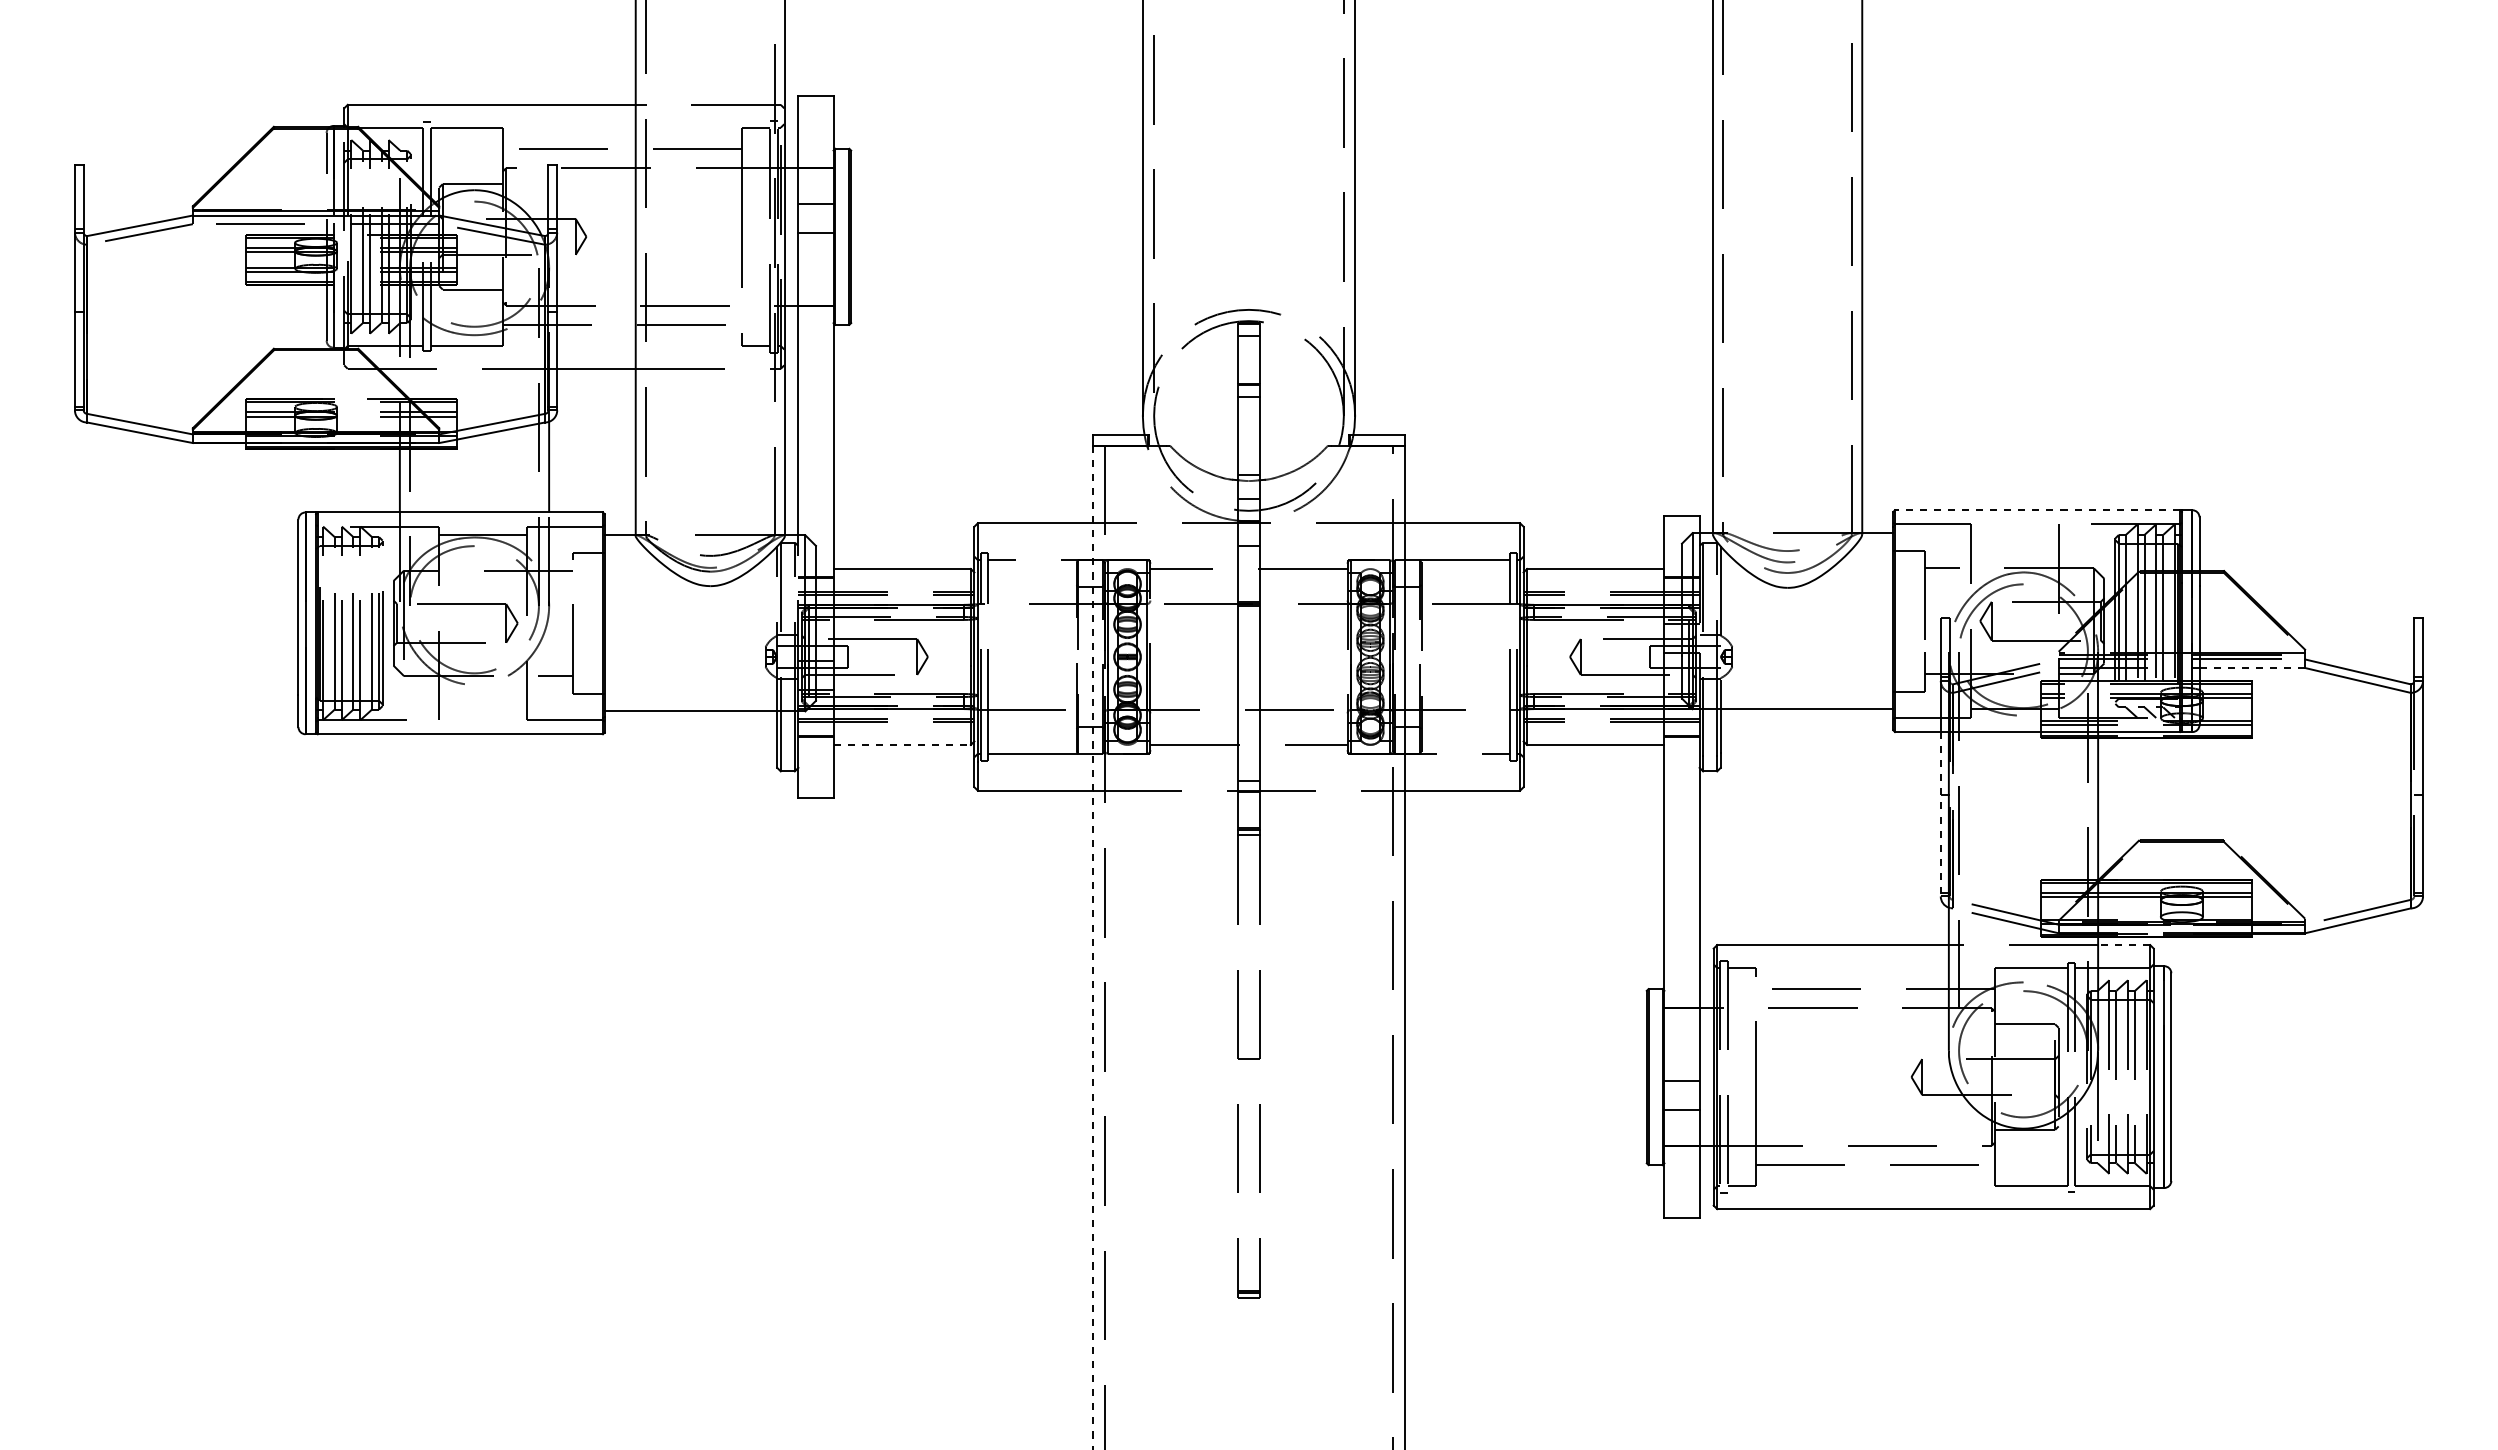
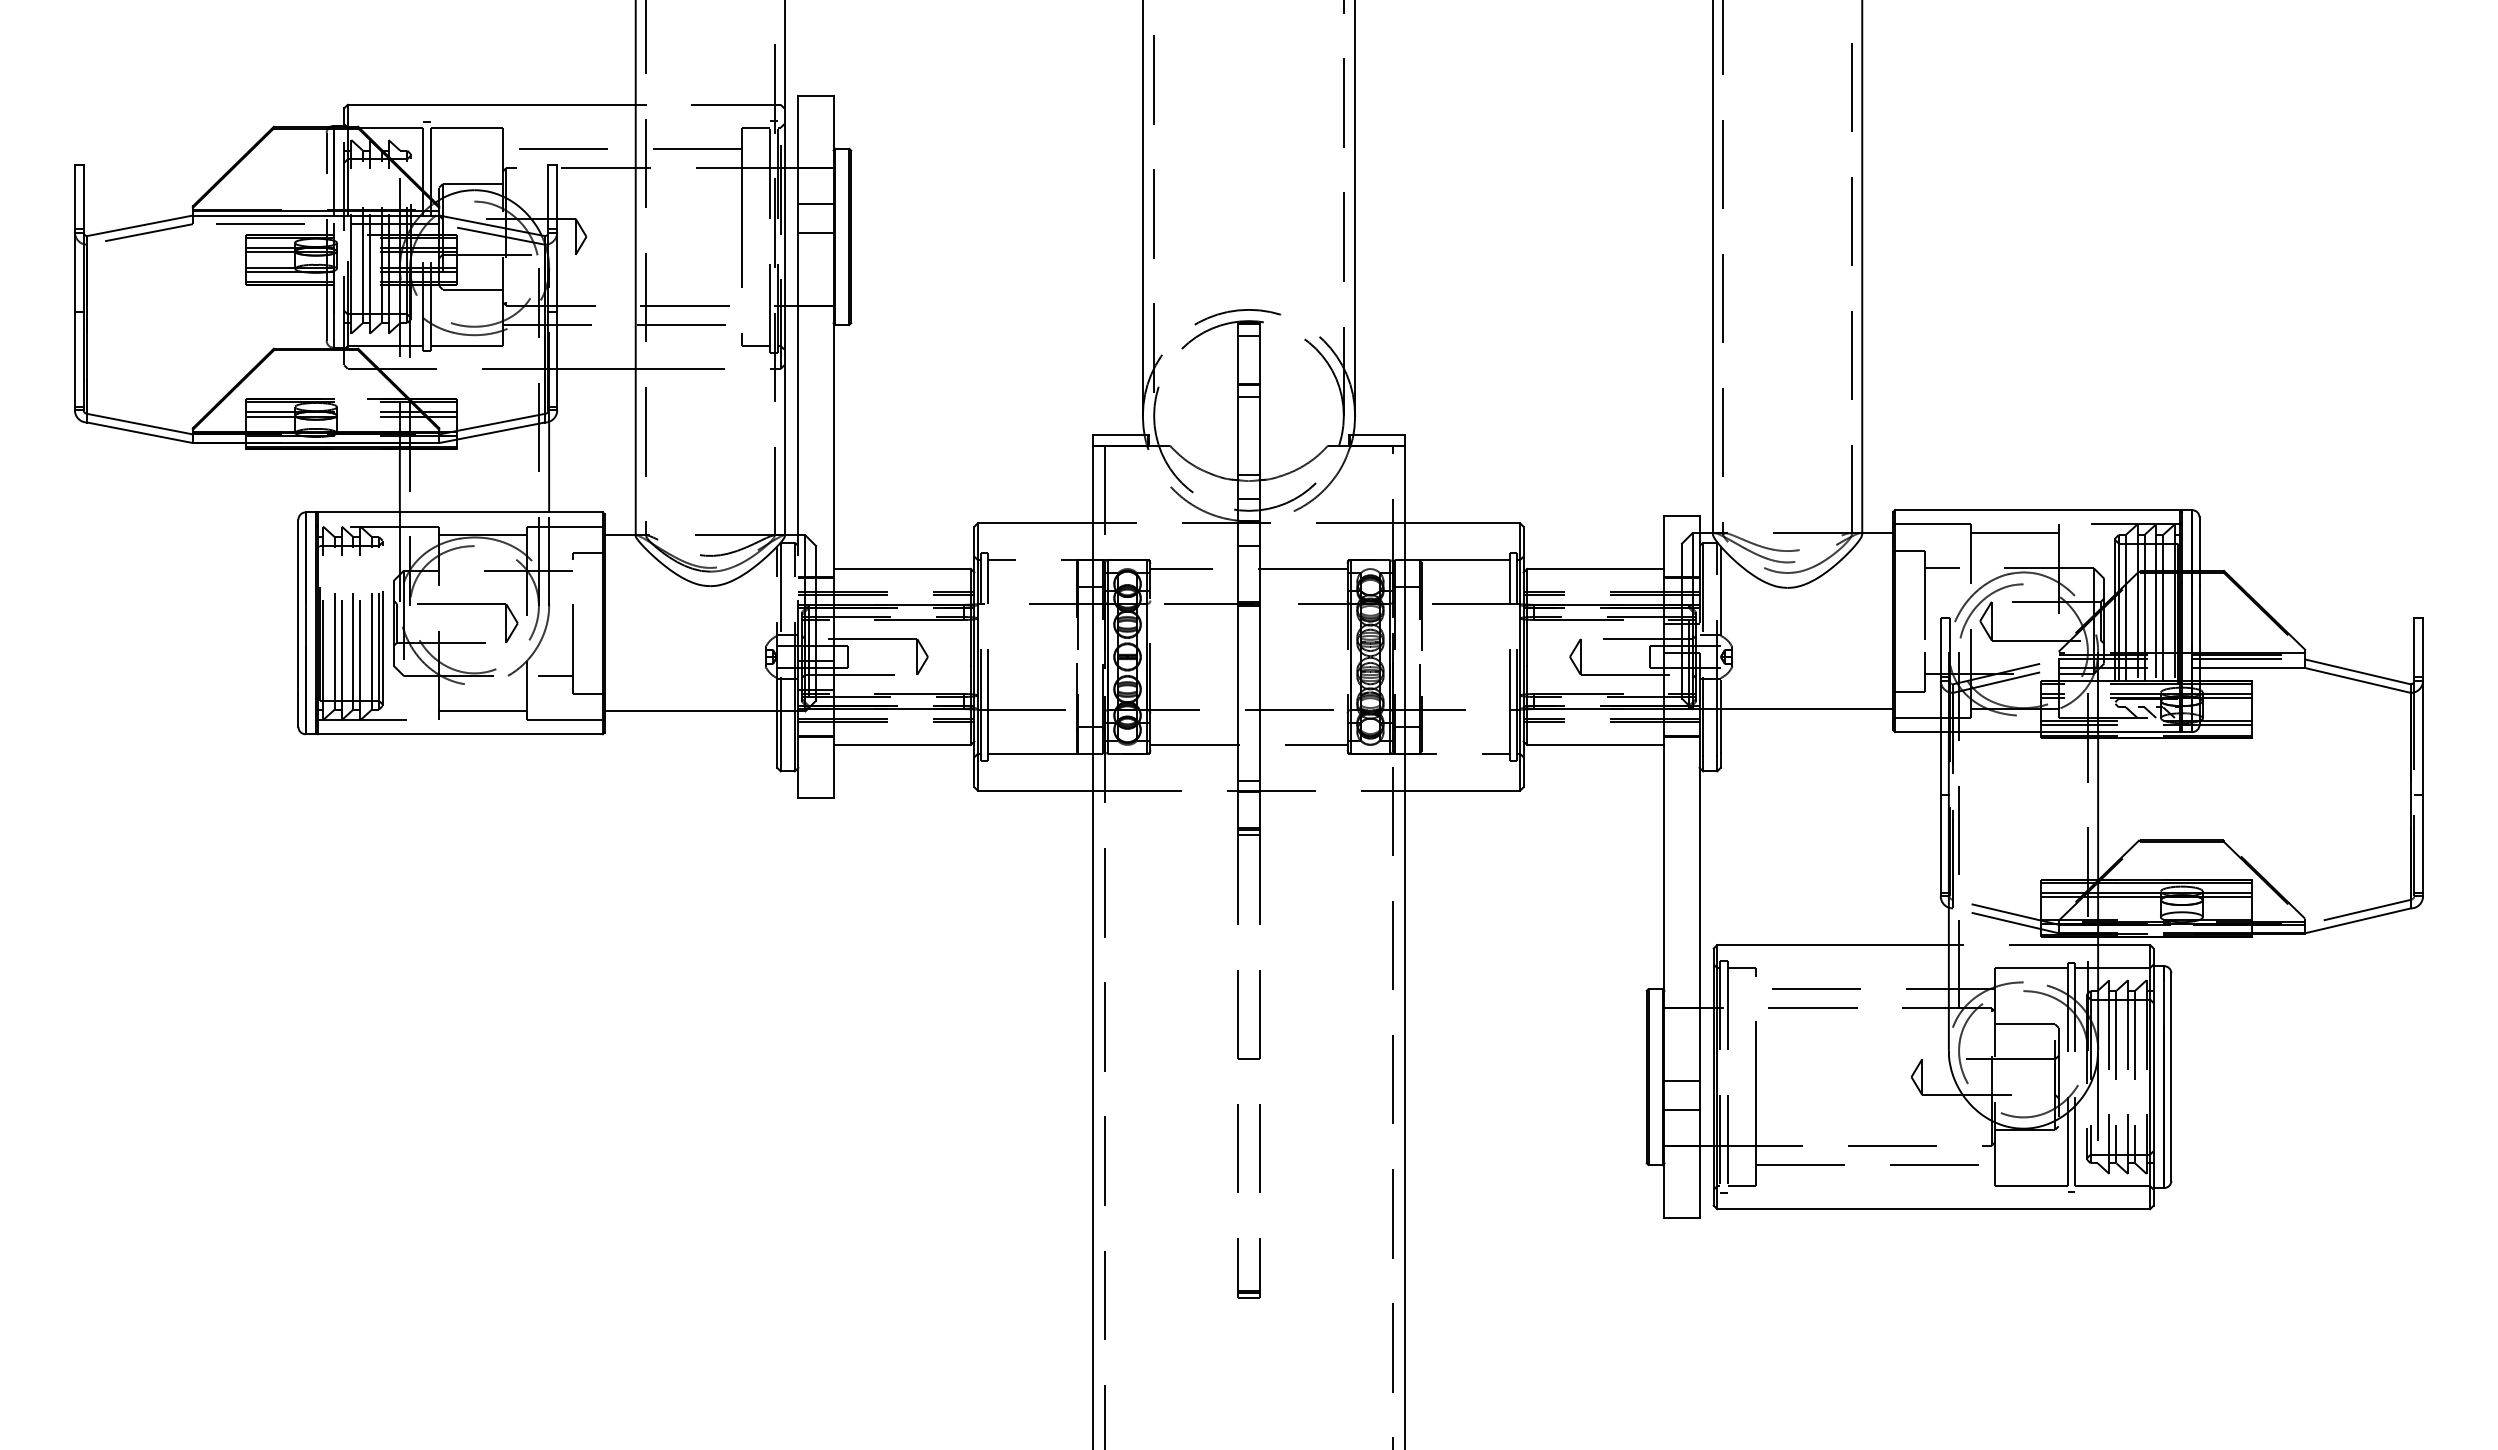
line: dashed -> solid (2037, 510)
line: none -> present (2014, 533)
line: dashed -> solid (2252, 668)
line: none -> present (483, 711)
line: dashed -> solid (902, 744)
line: dashed -> solid (1940, 814)
line: dashed -> solid (2123, 945)
line: dashed -> solid (1092, 947)
